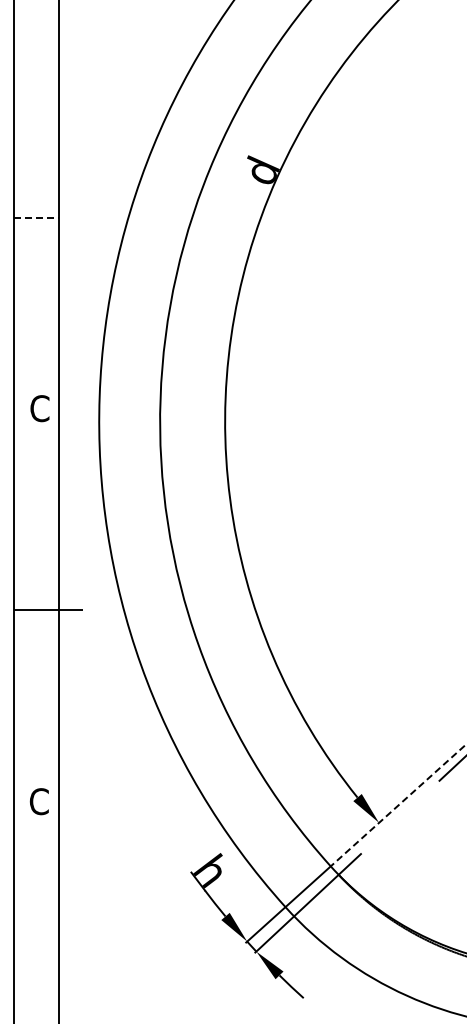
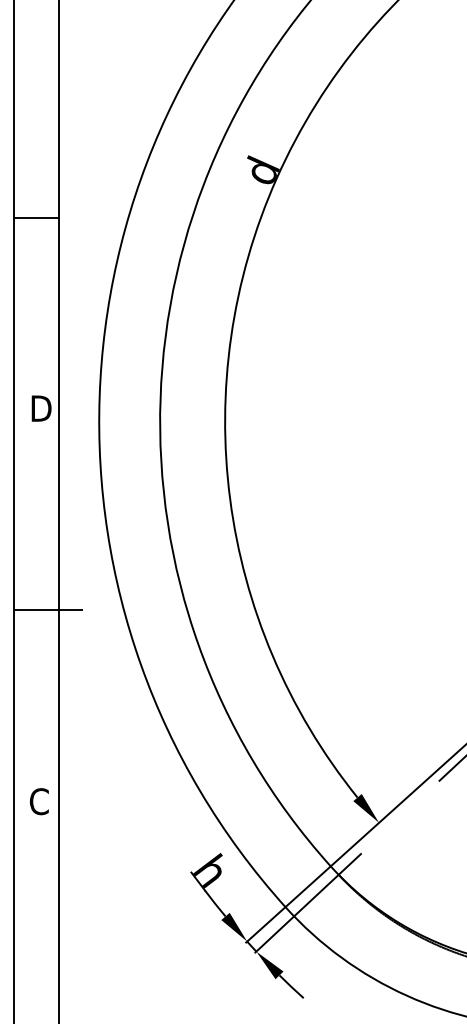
line: dashed -> solid (36, 217)
text: C -> D (40, 408)
line: dashed -> solid (398, 805)
